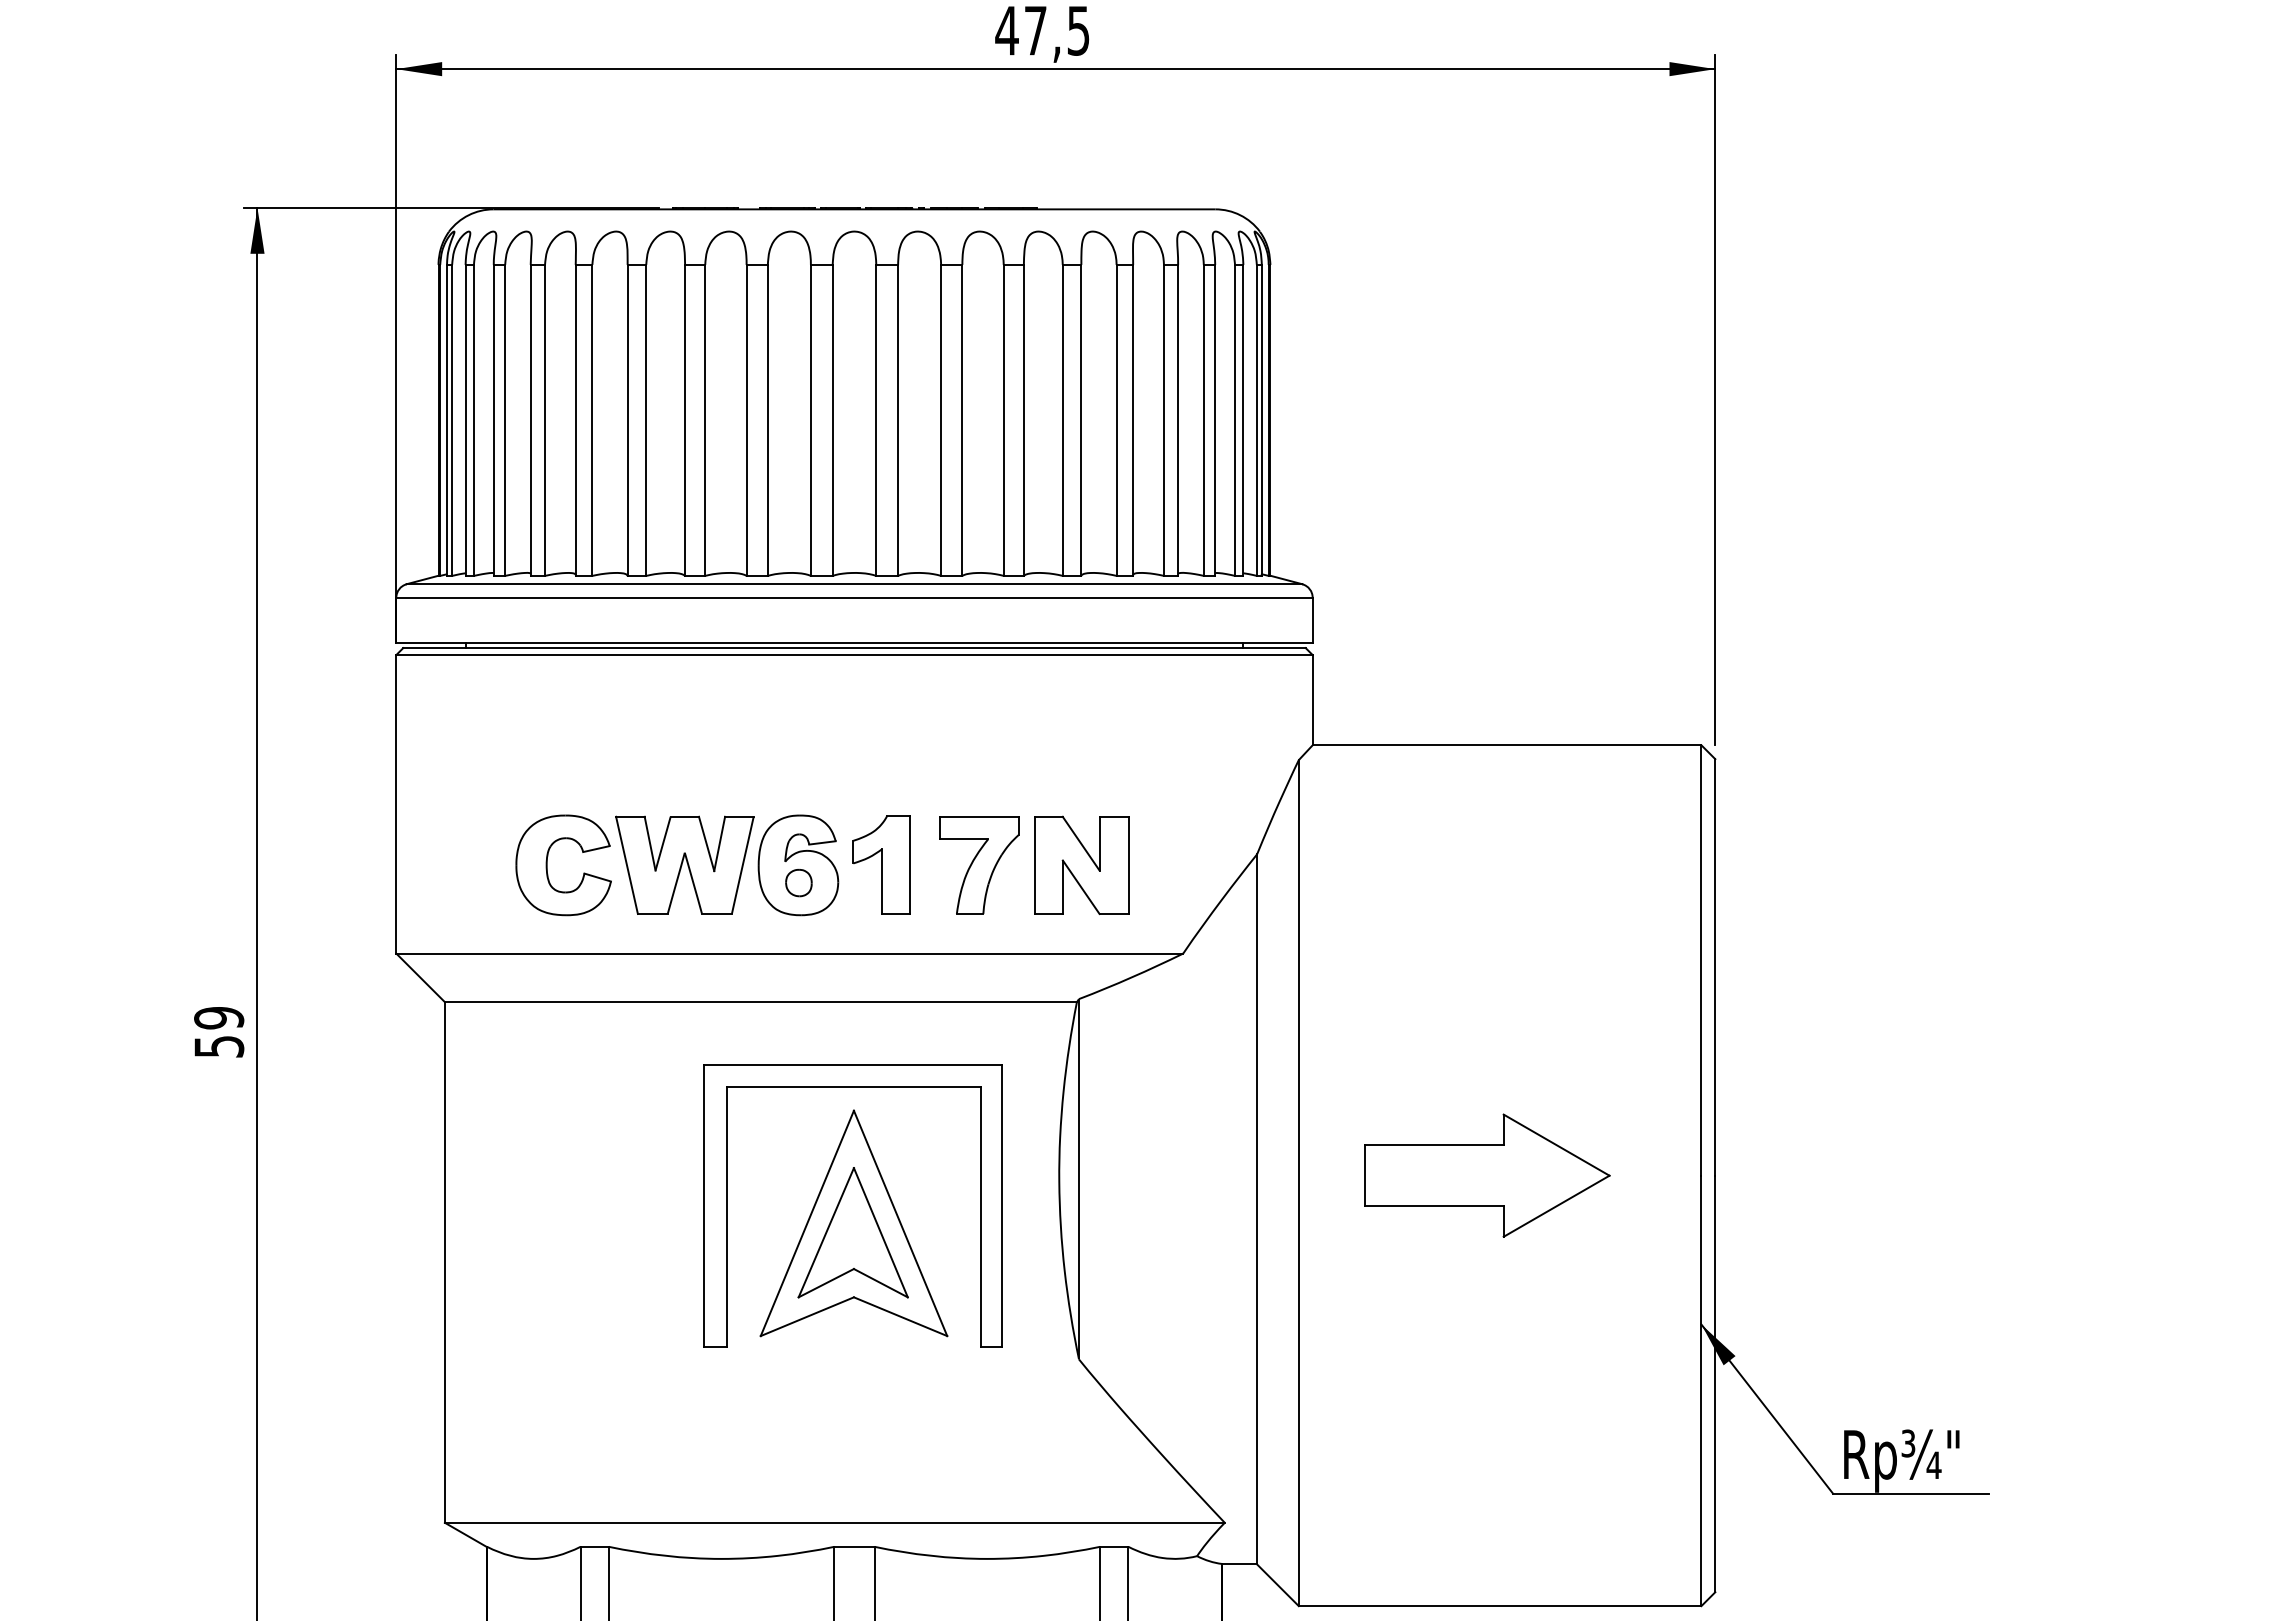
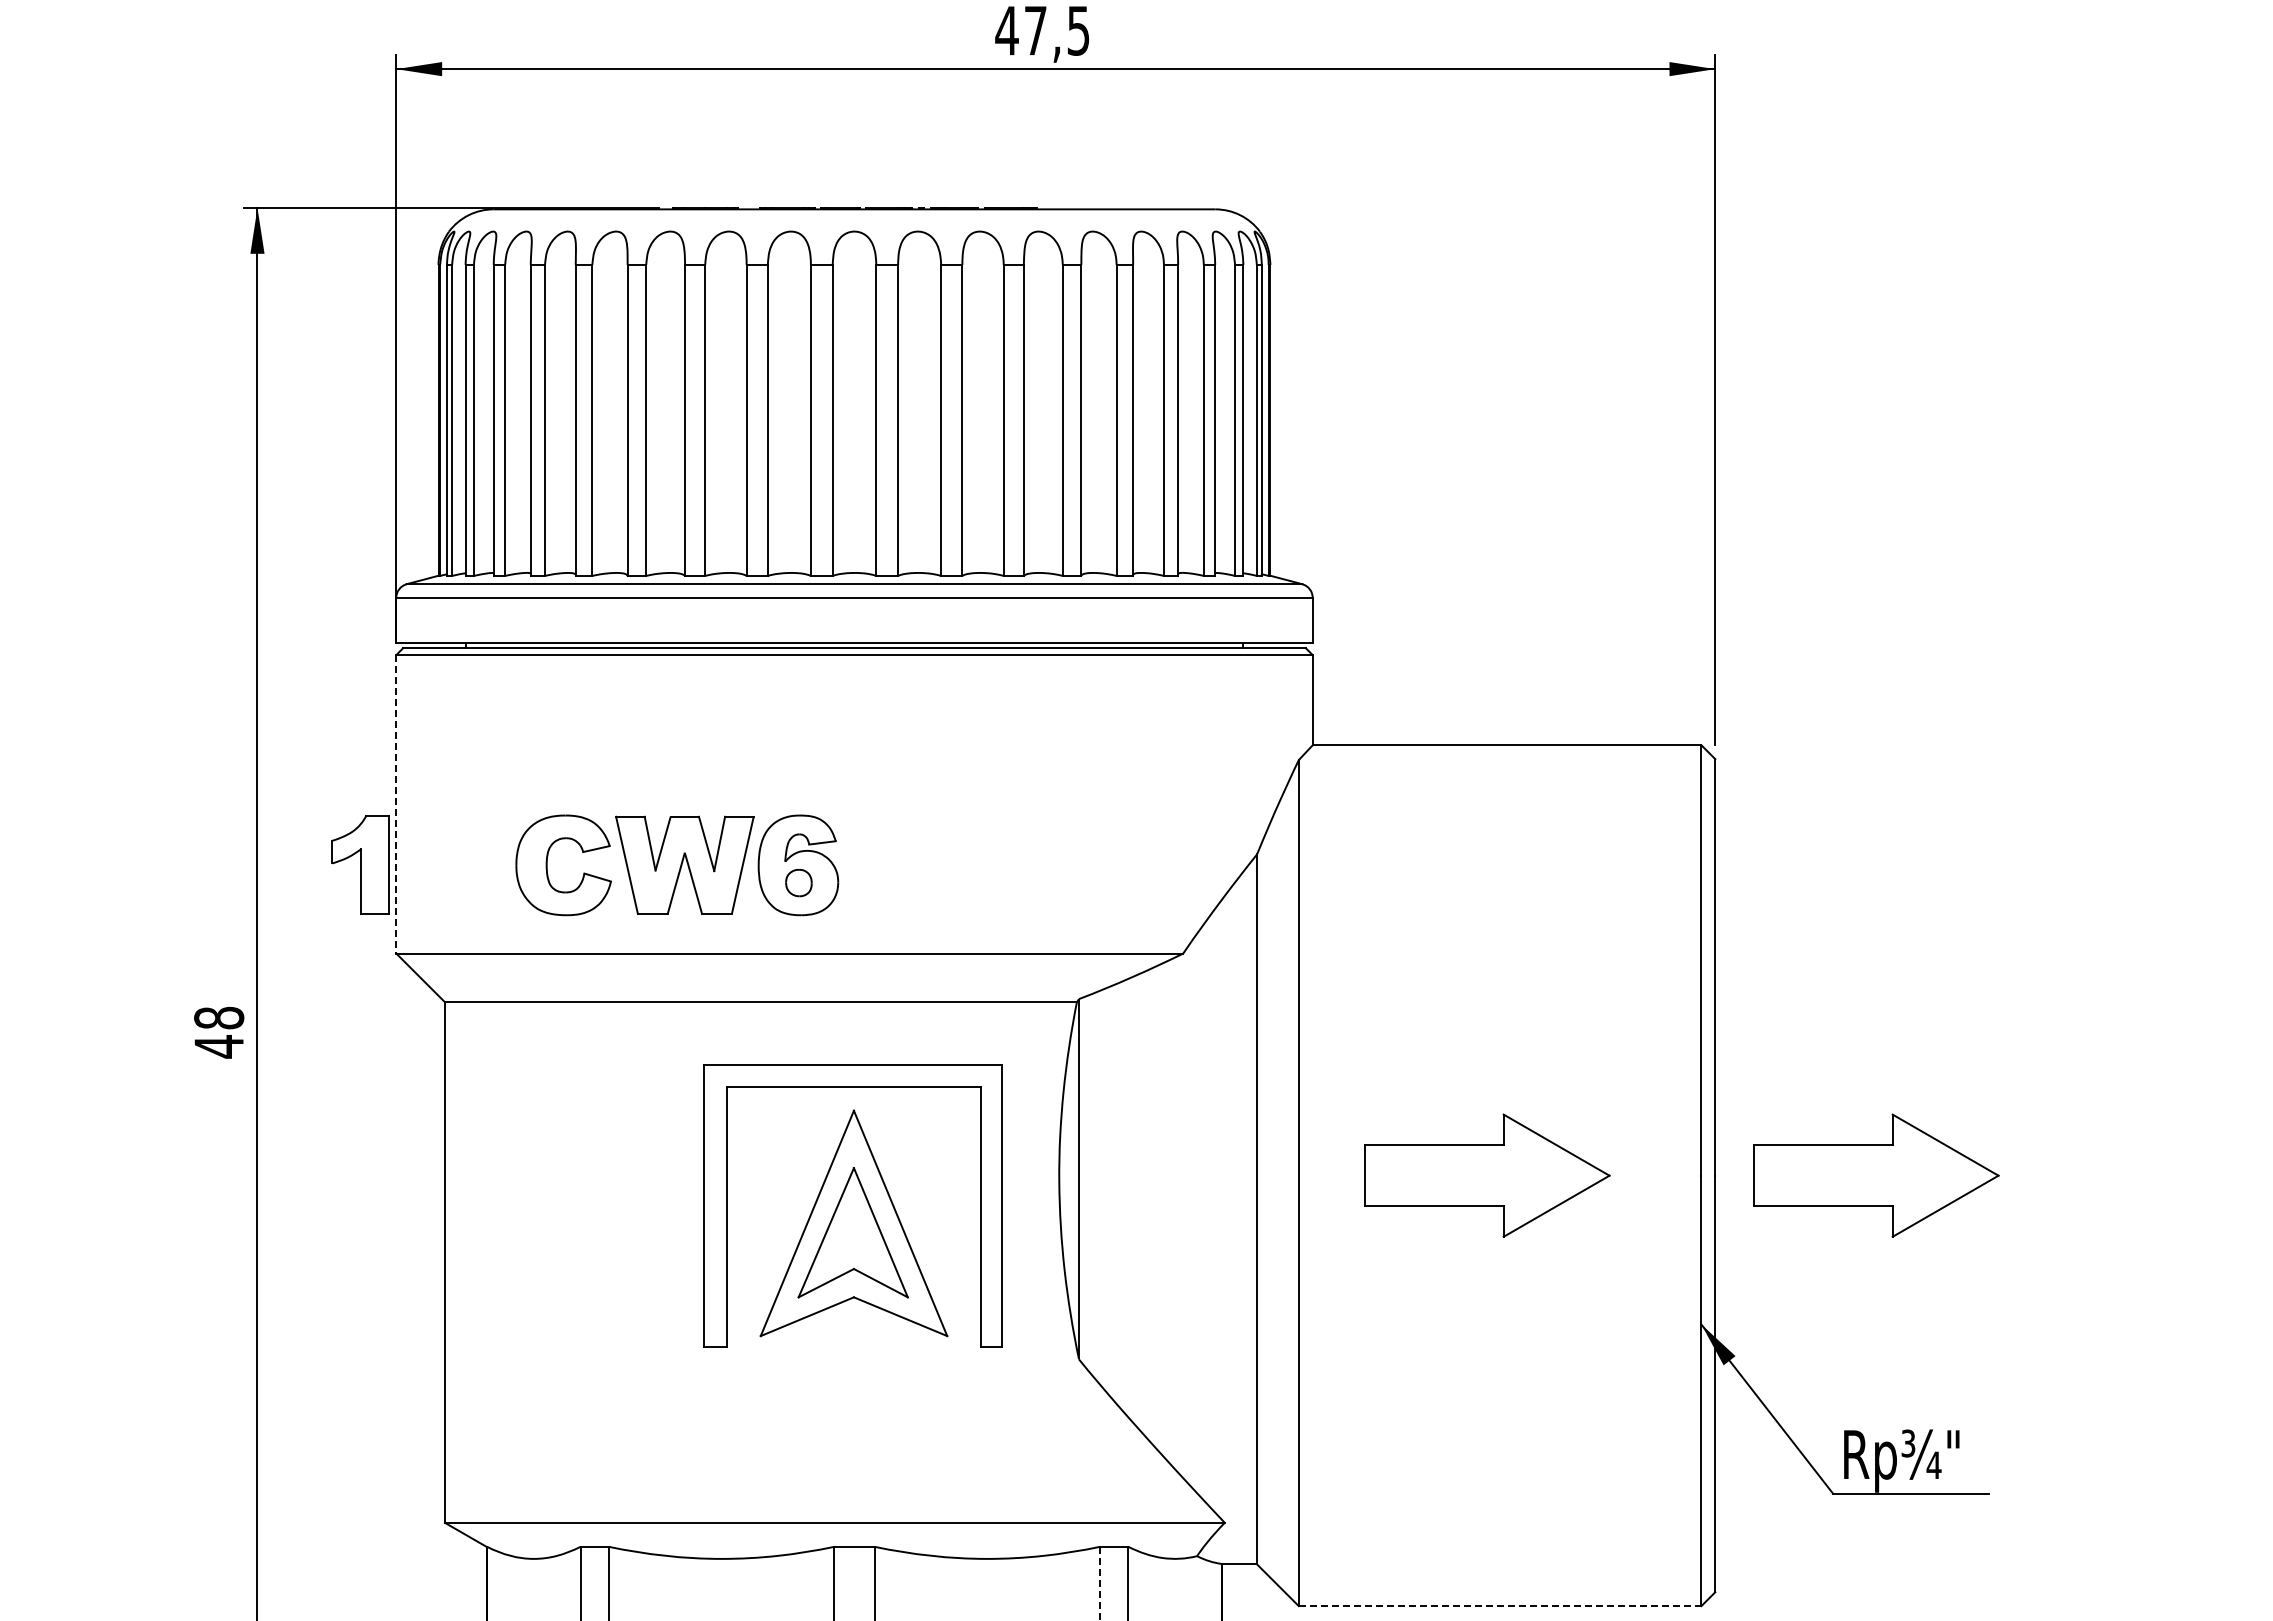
line: solid -> dashed (396, 804)
part position: (881, 864) -> (360, 864) (360, 864)
part: present -> none (1081, 864)
part: present -> none (979, 865)
text: 59 -> 48 (219, 1032)
part: none -> present (1876, 1175)
line: solid -> dashed (1100, 1583)
line: solid -> dashed (1500, 1606)
